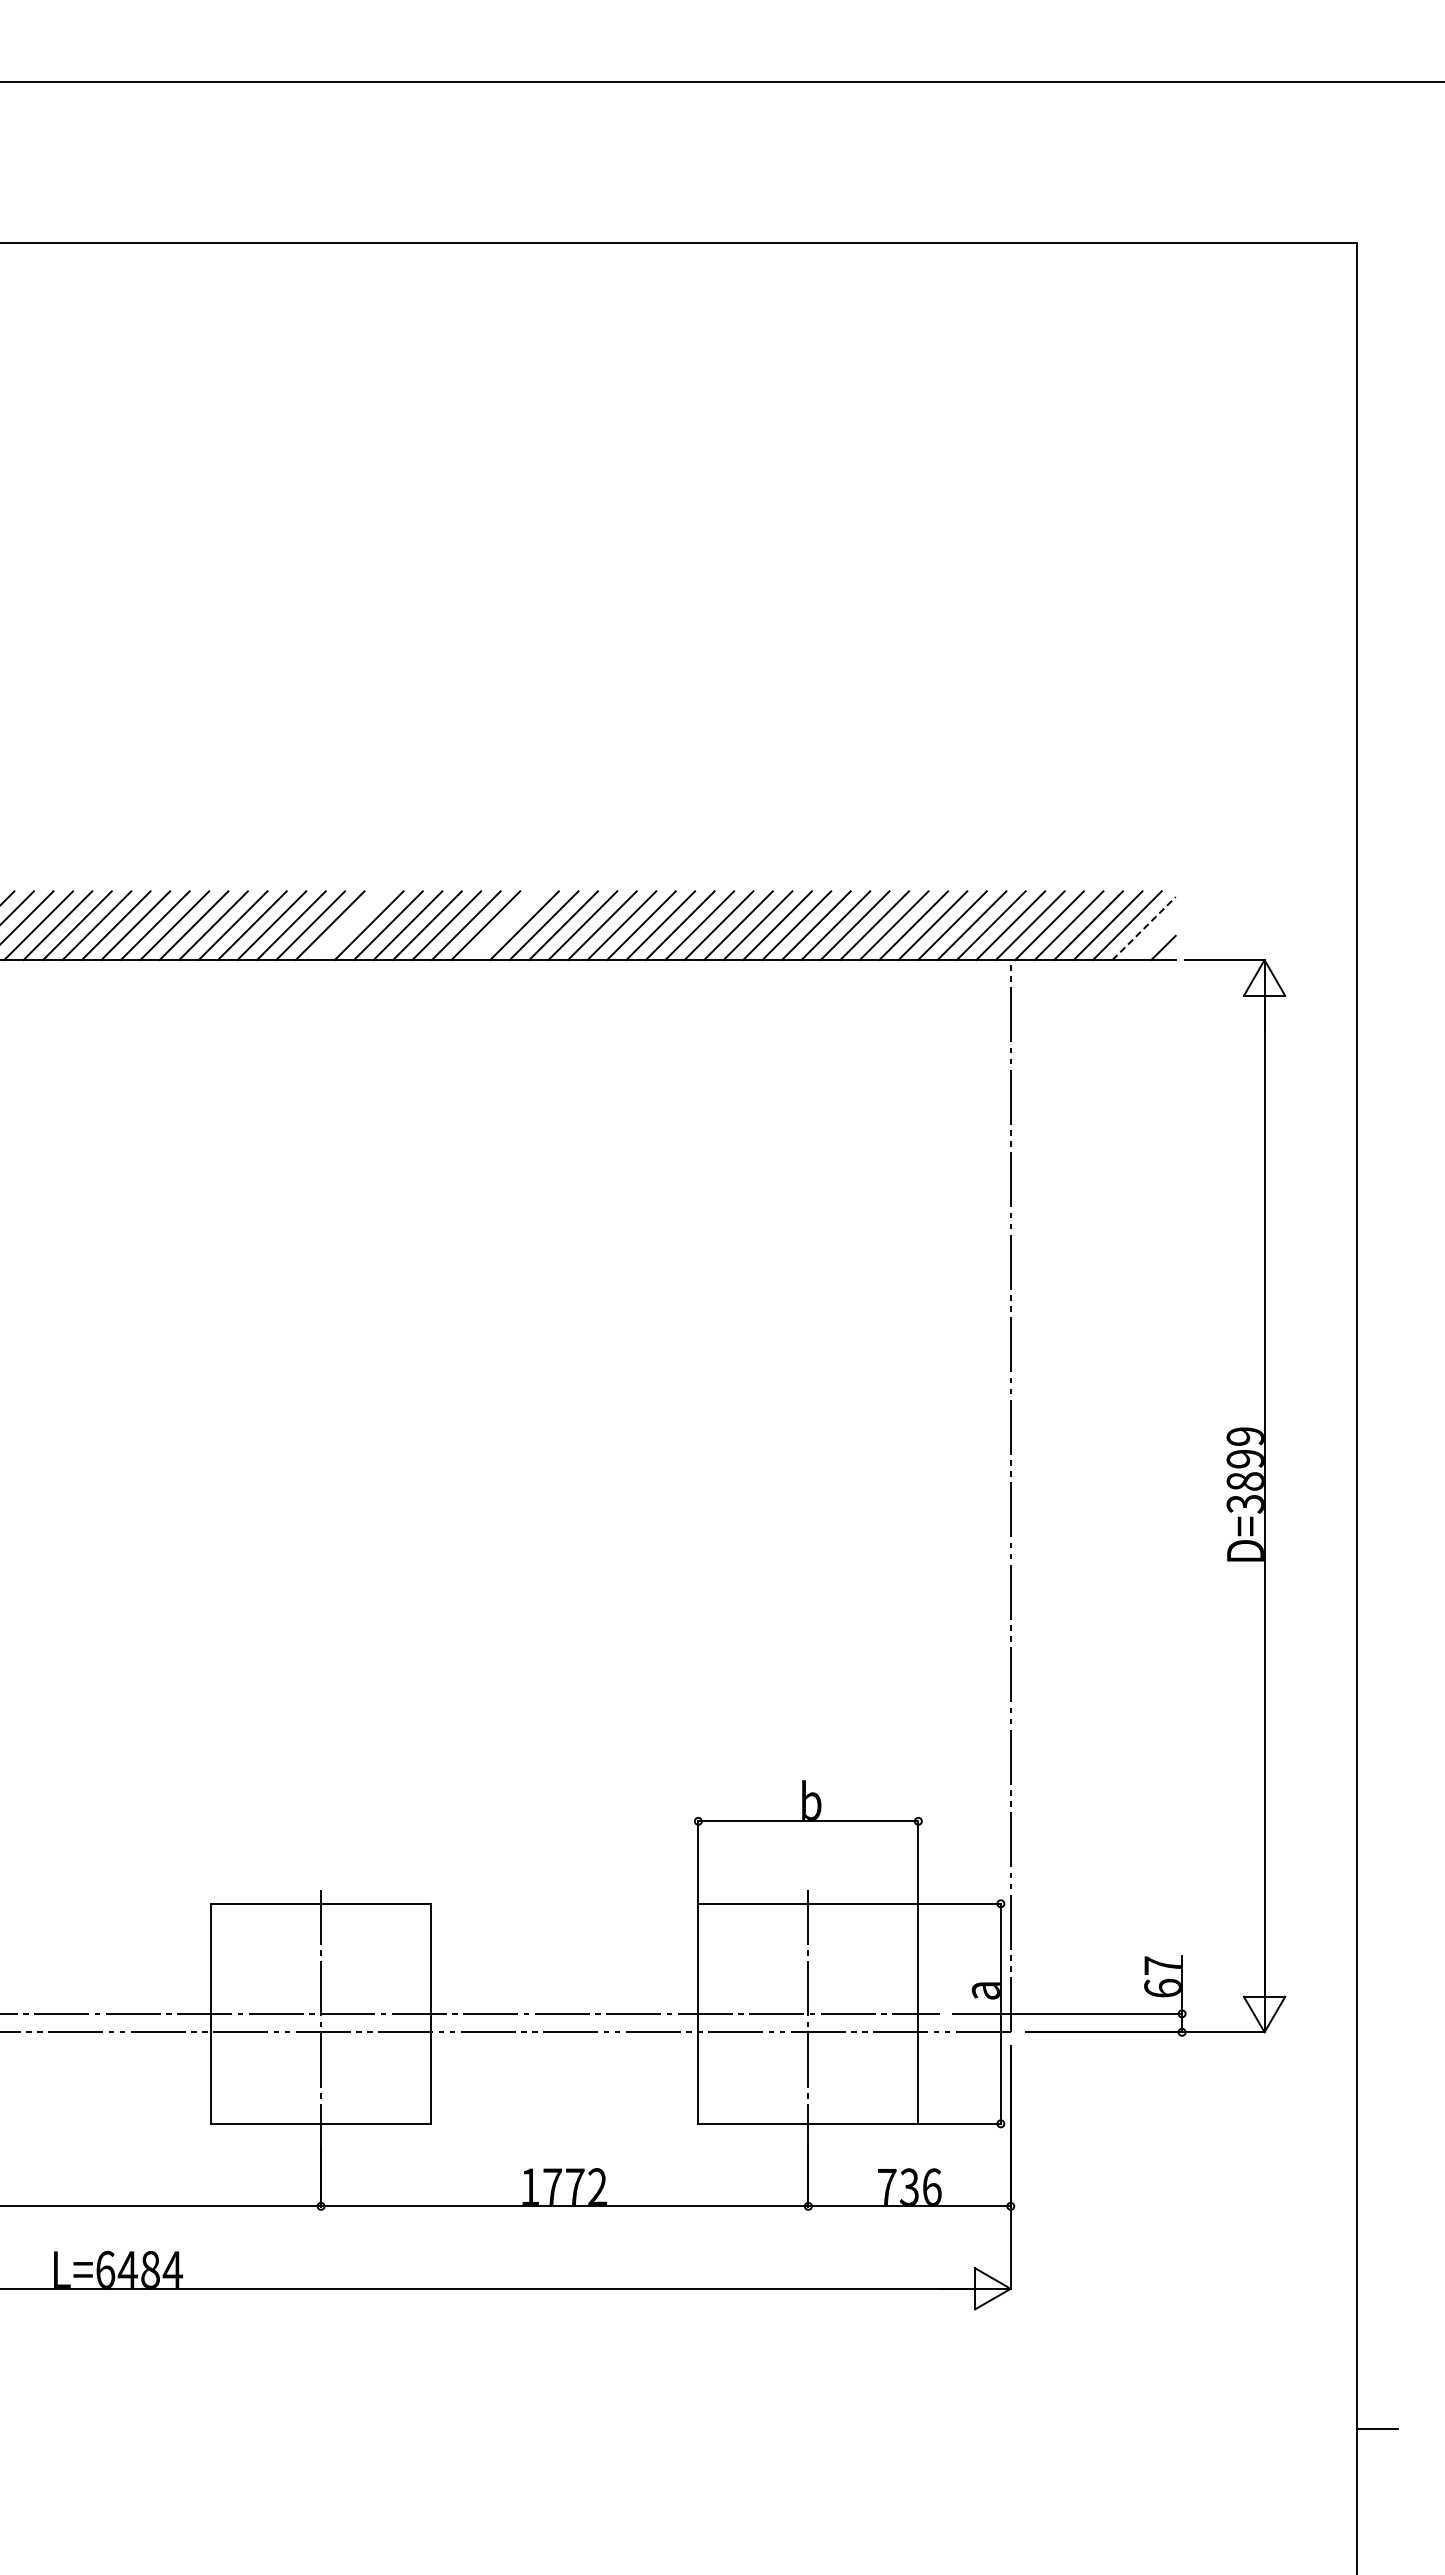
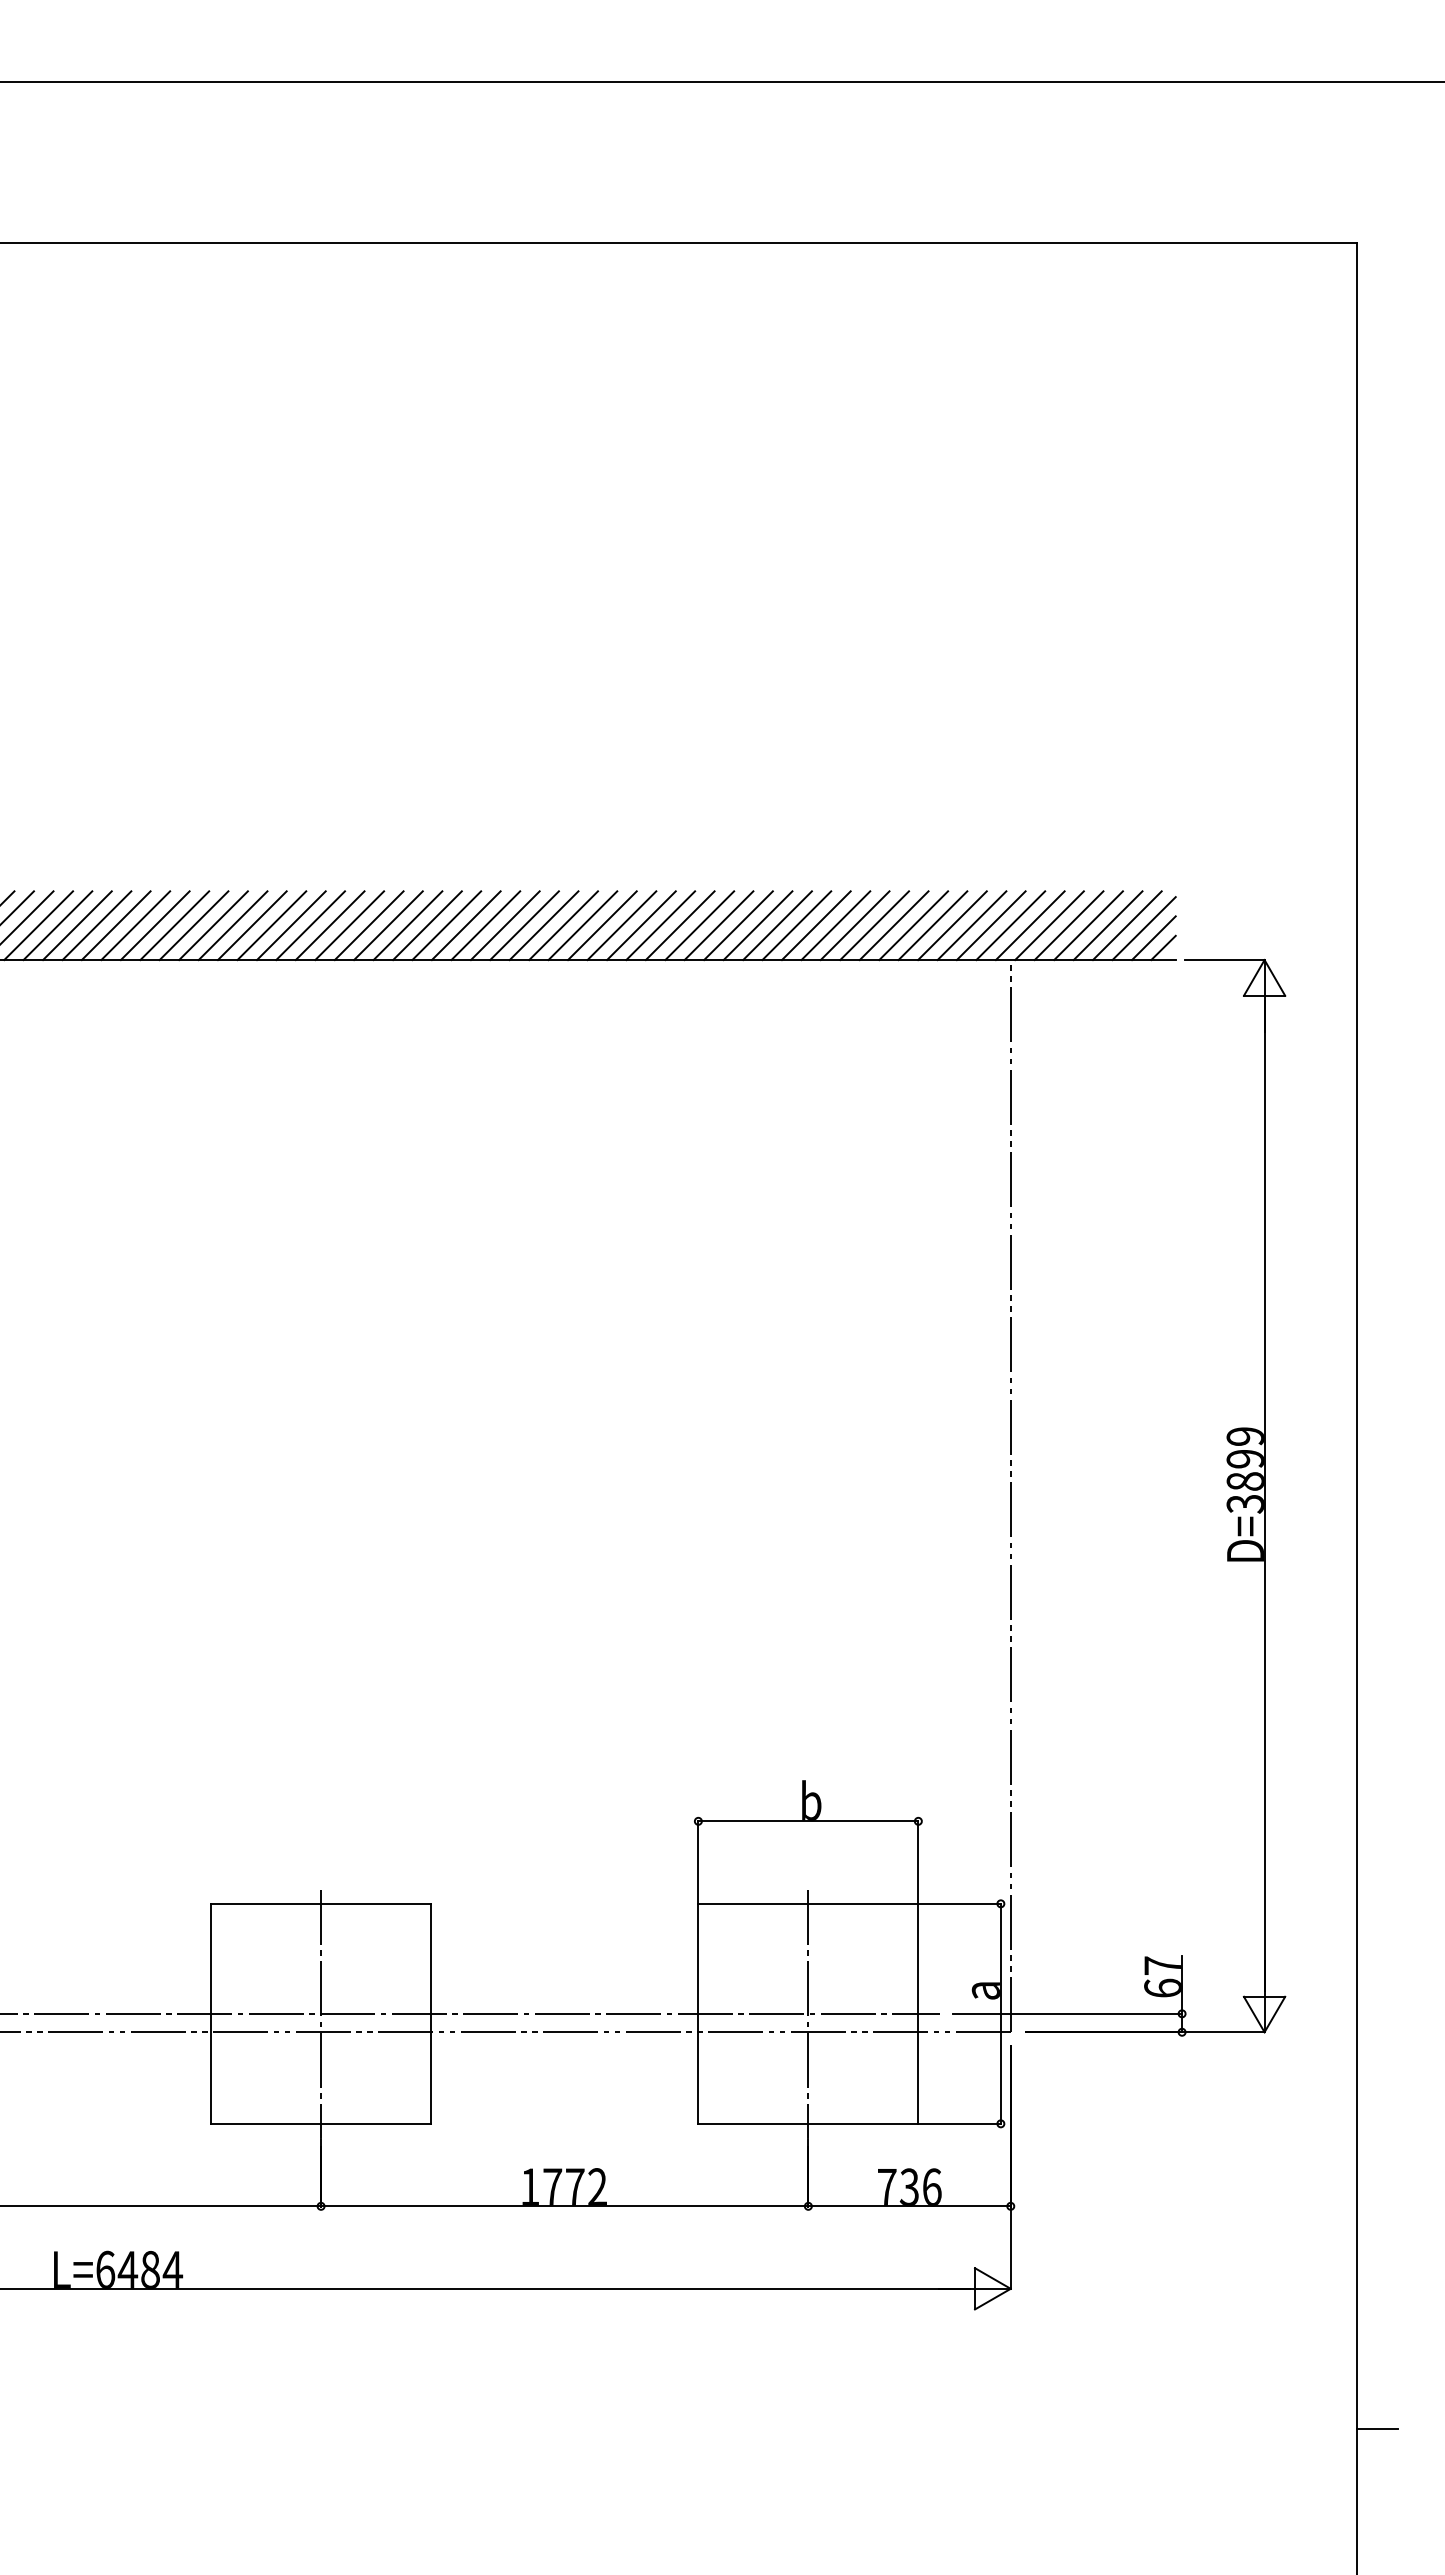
line: none -> present (349, 925)
line: none -> present (504, 925)
line: dashed -> solid (1144, 928)
line: none -> present (1153, 938)
